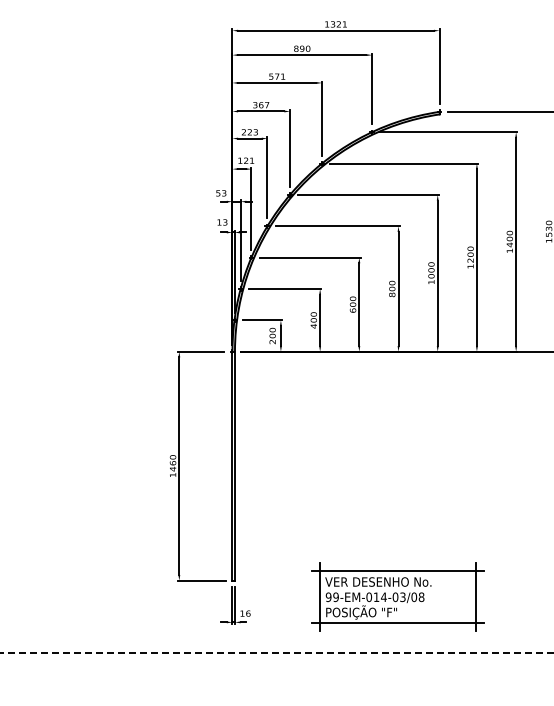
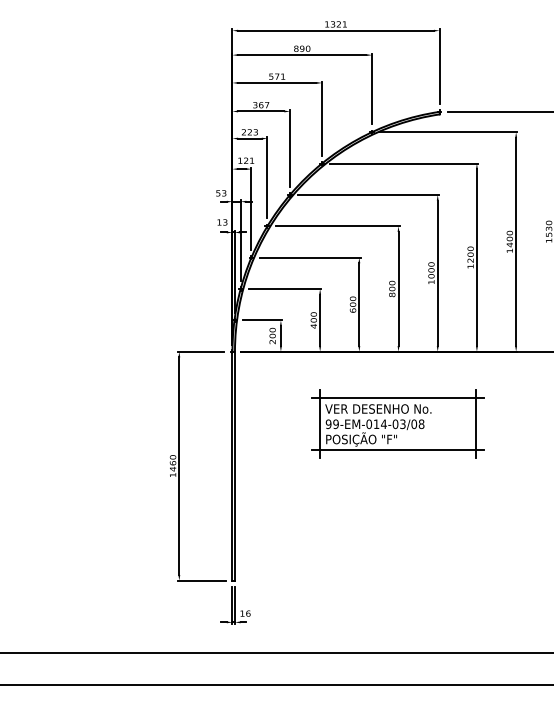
part position: (397, 596) -> (397, 423) (397, 423)
line: dashed -> solid (276, 653)
line: none -> present (276, 684)
